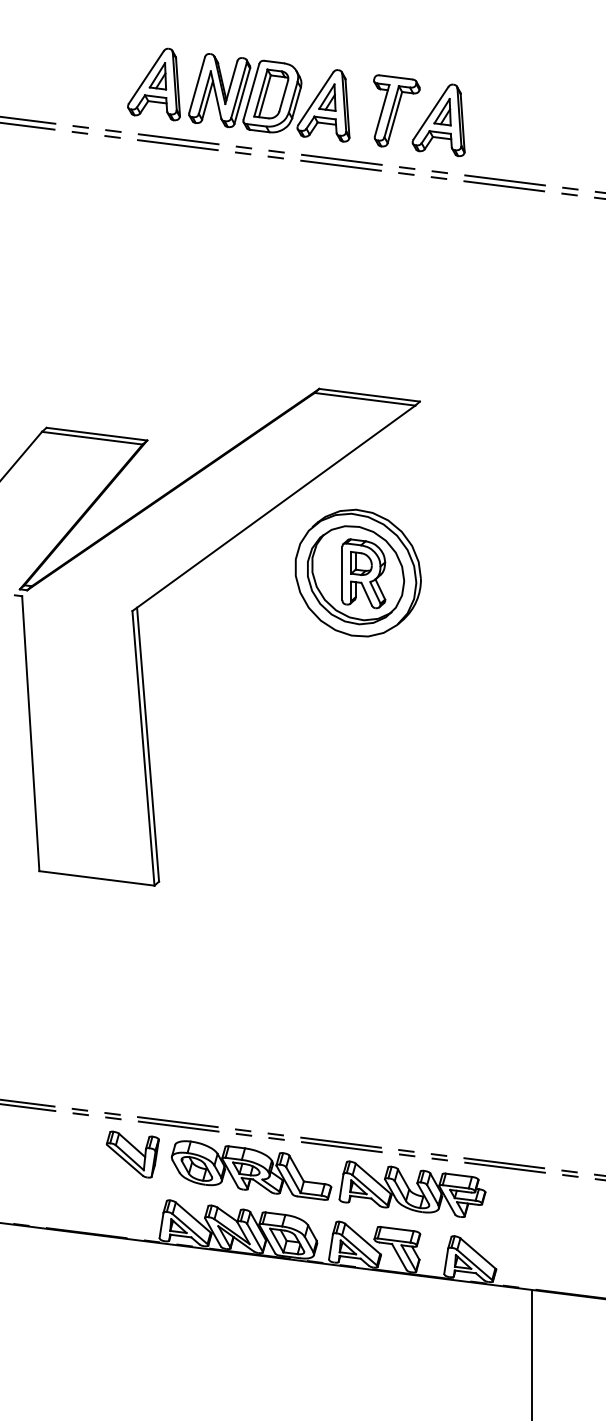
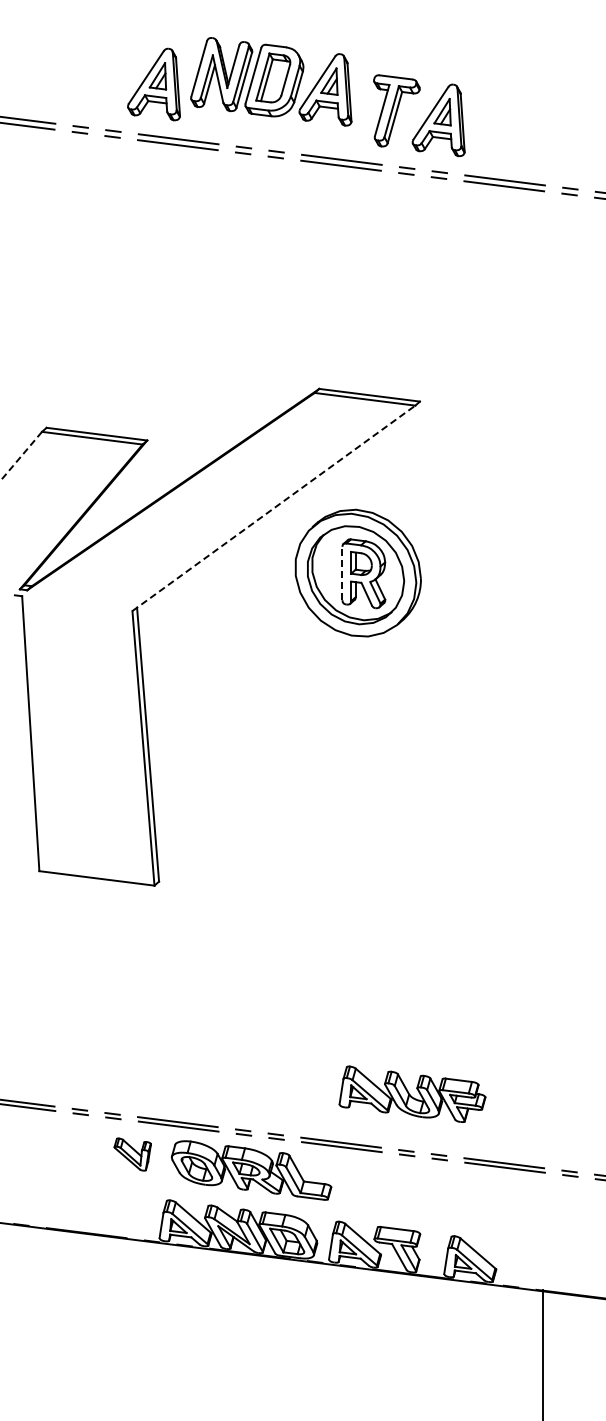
part position: (269, 97) -> (271, 81) (271, 81)
line: solid -> dashed (20, 457)
line: solid -> dashed (273, 508)
line: solid -> dashed (342, 573)
part size: 55x49 px -> 39x35 px (132, 1154)
part position: (412, 1188) -> (412, 1093) (412, 1093)
line position: (531, 1353) -> (542, 1353) (542, 1353)
